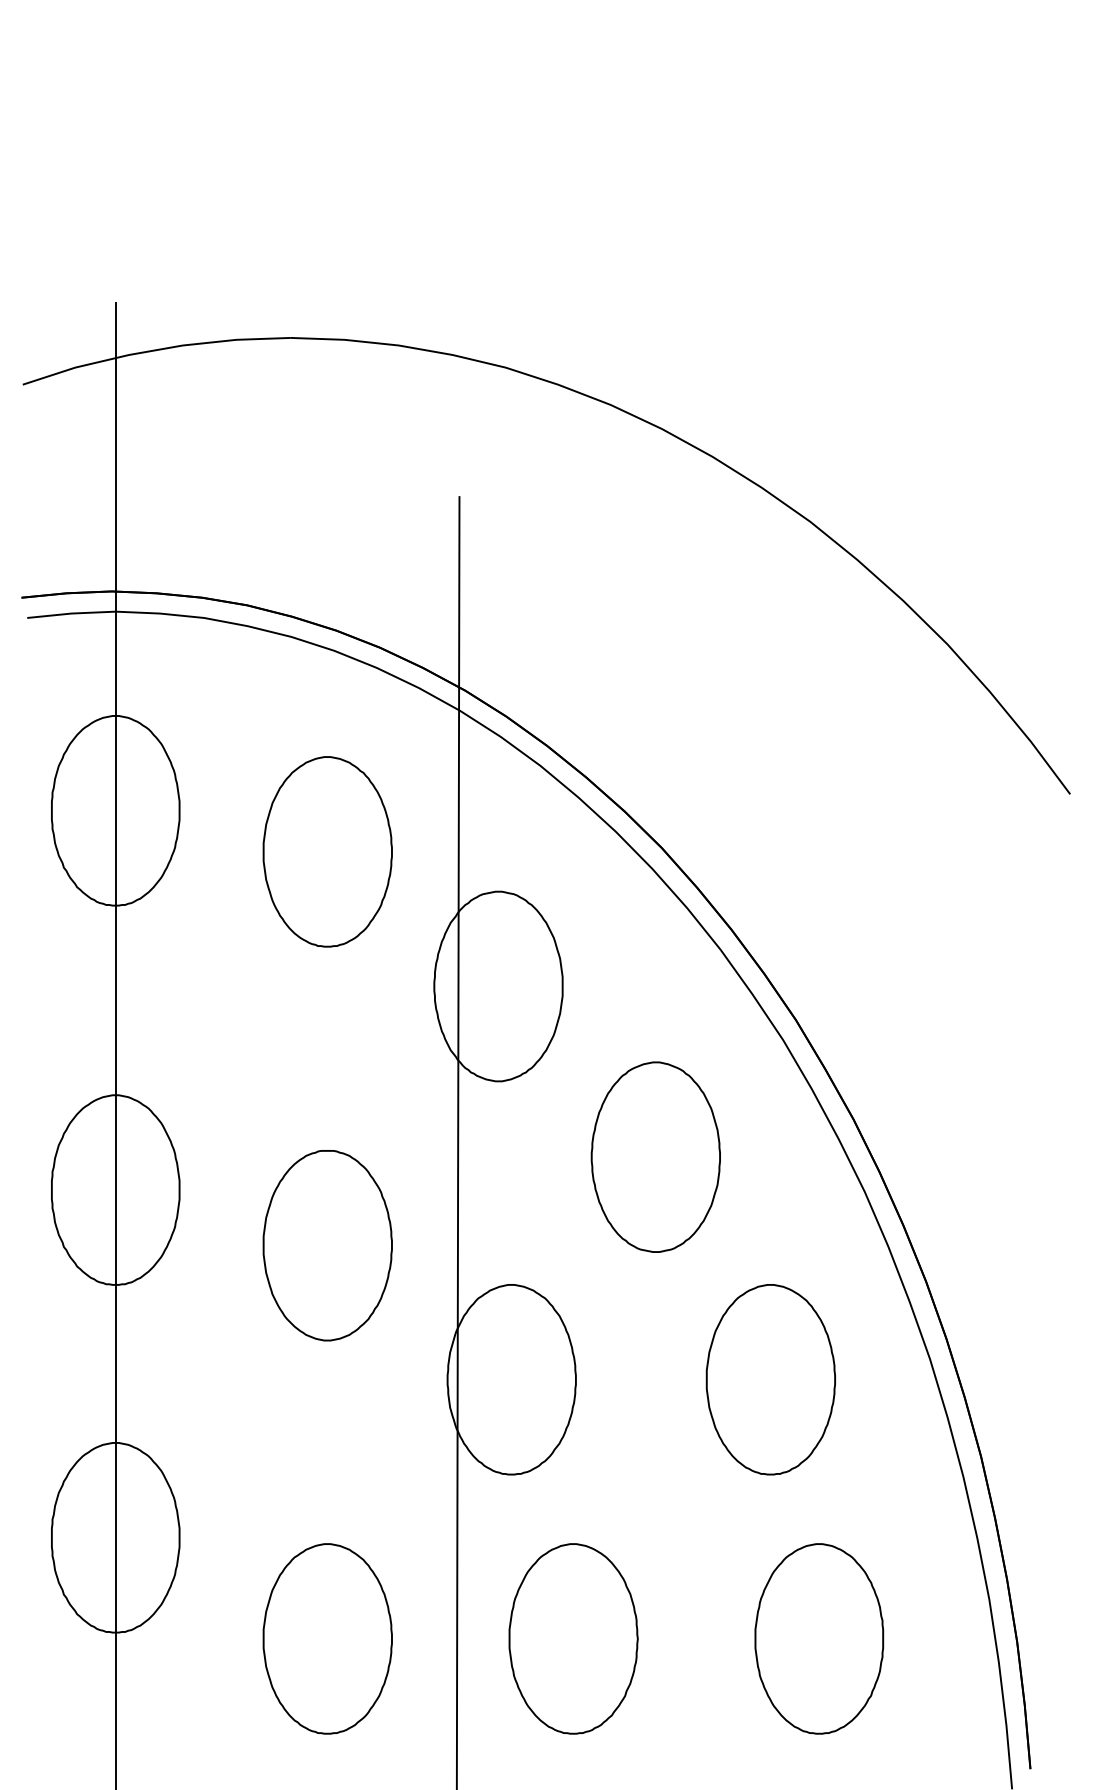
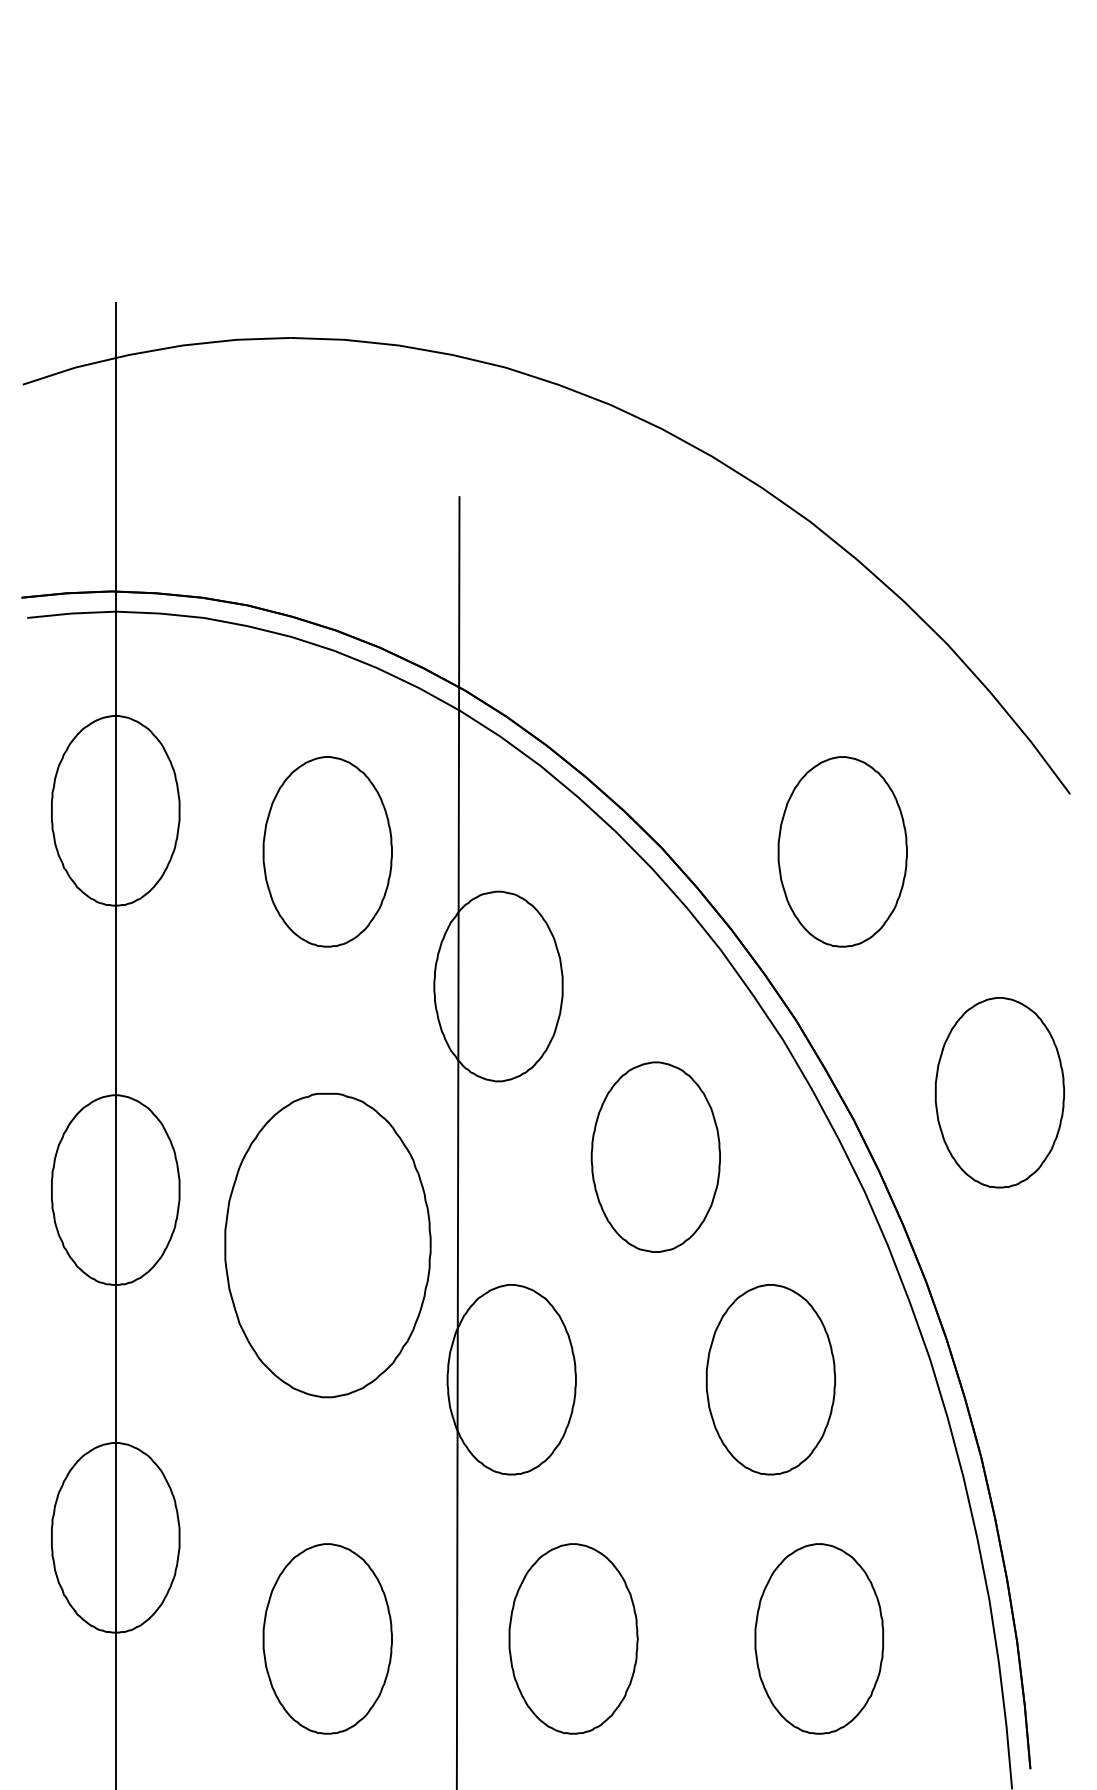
part: none -> present (842, 851)
part: none -> present (999, 1092)
part size: 131x192 px -> 208x307 px (327, 1245)
